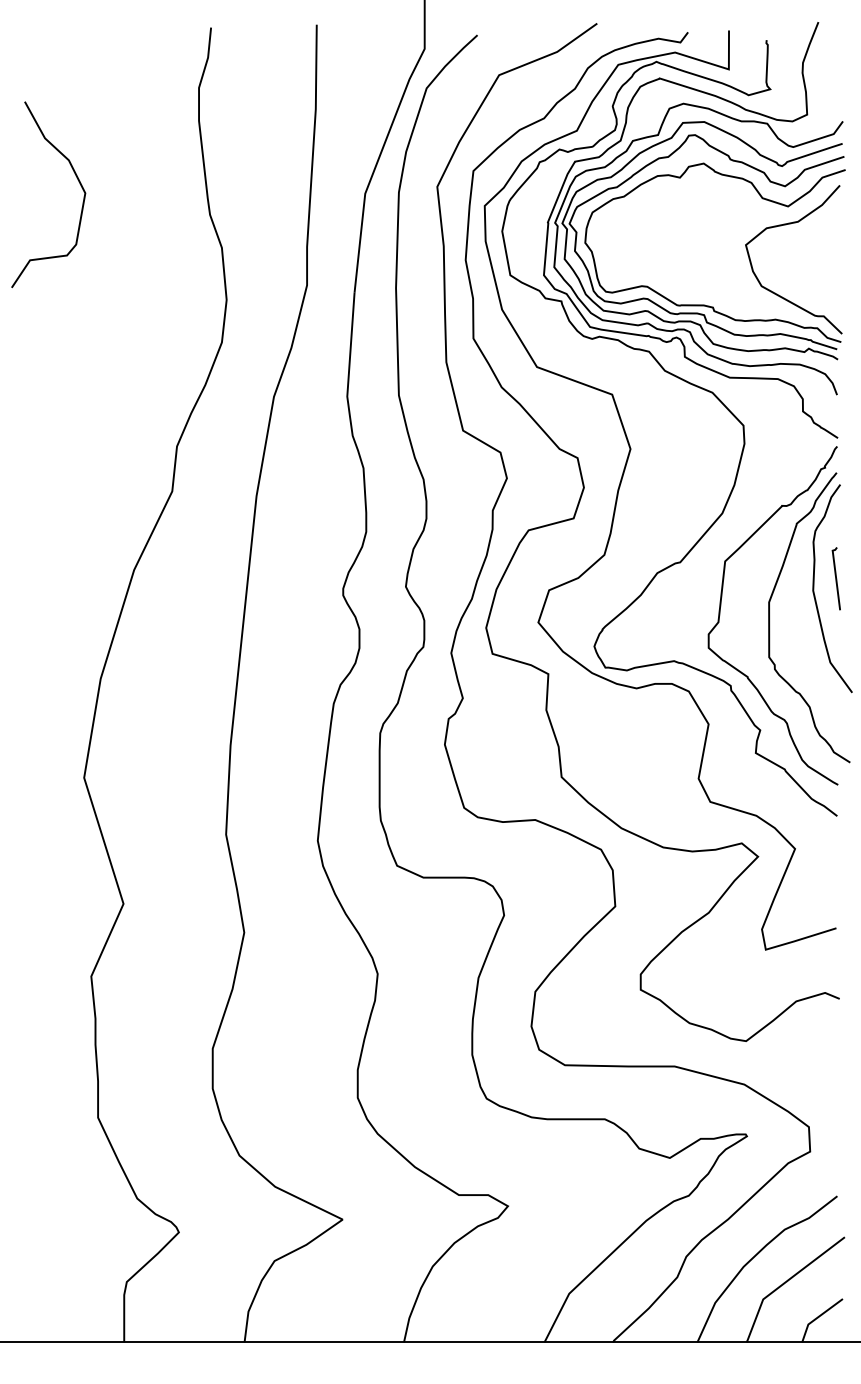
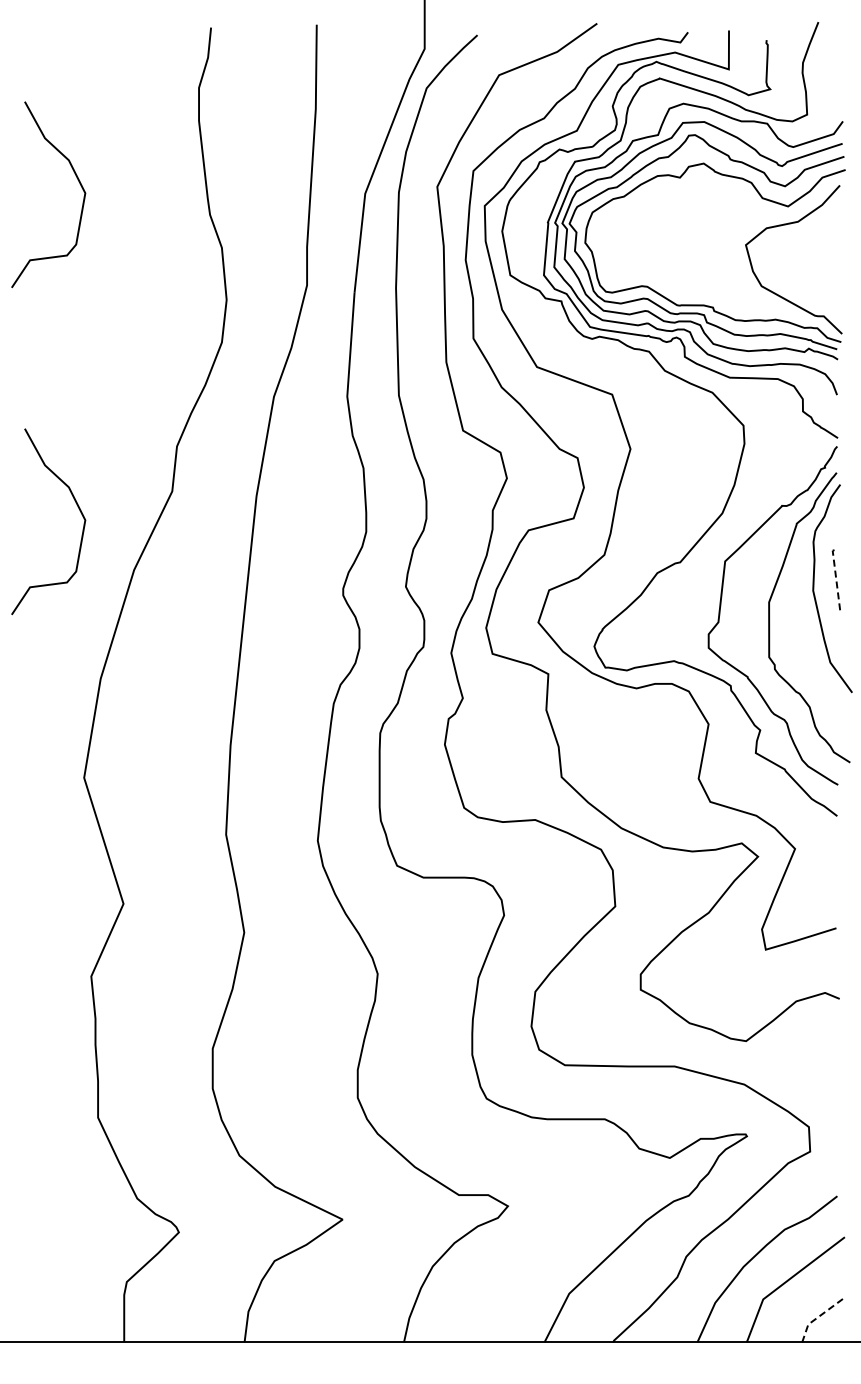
curve: none -> present (77, 507)
line: solid -> dashed (835, 576)
line: solid -> dashed (817, 1317)
